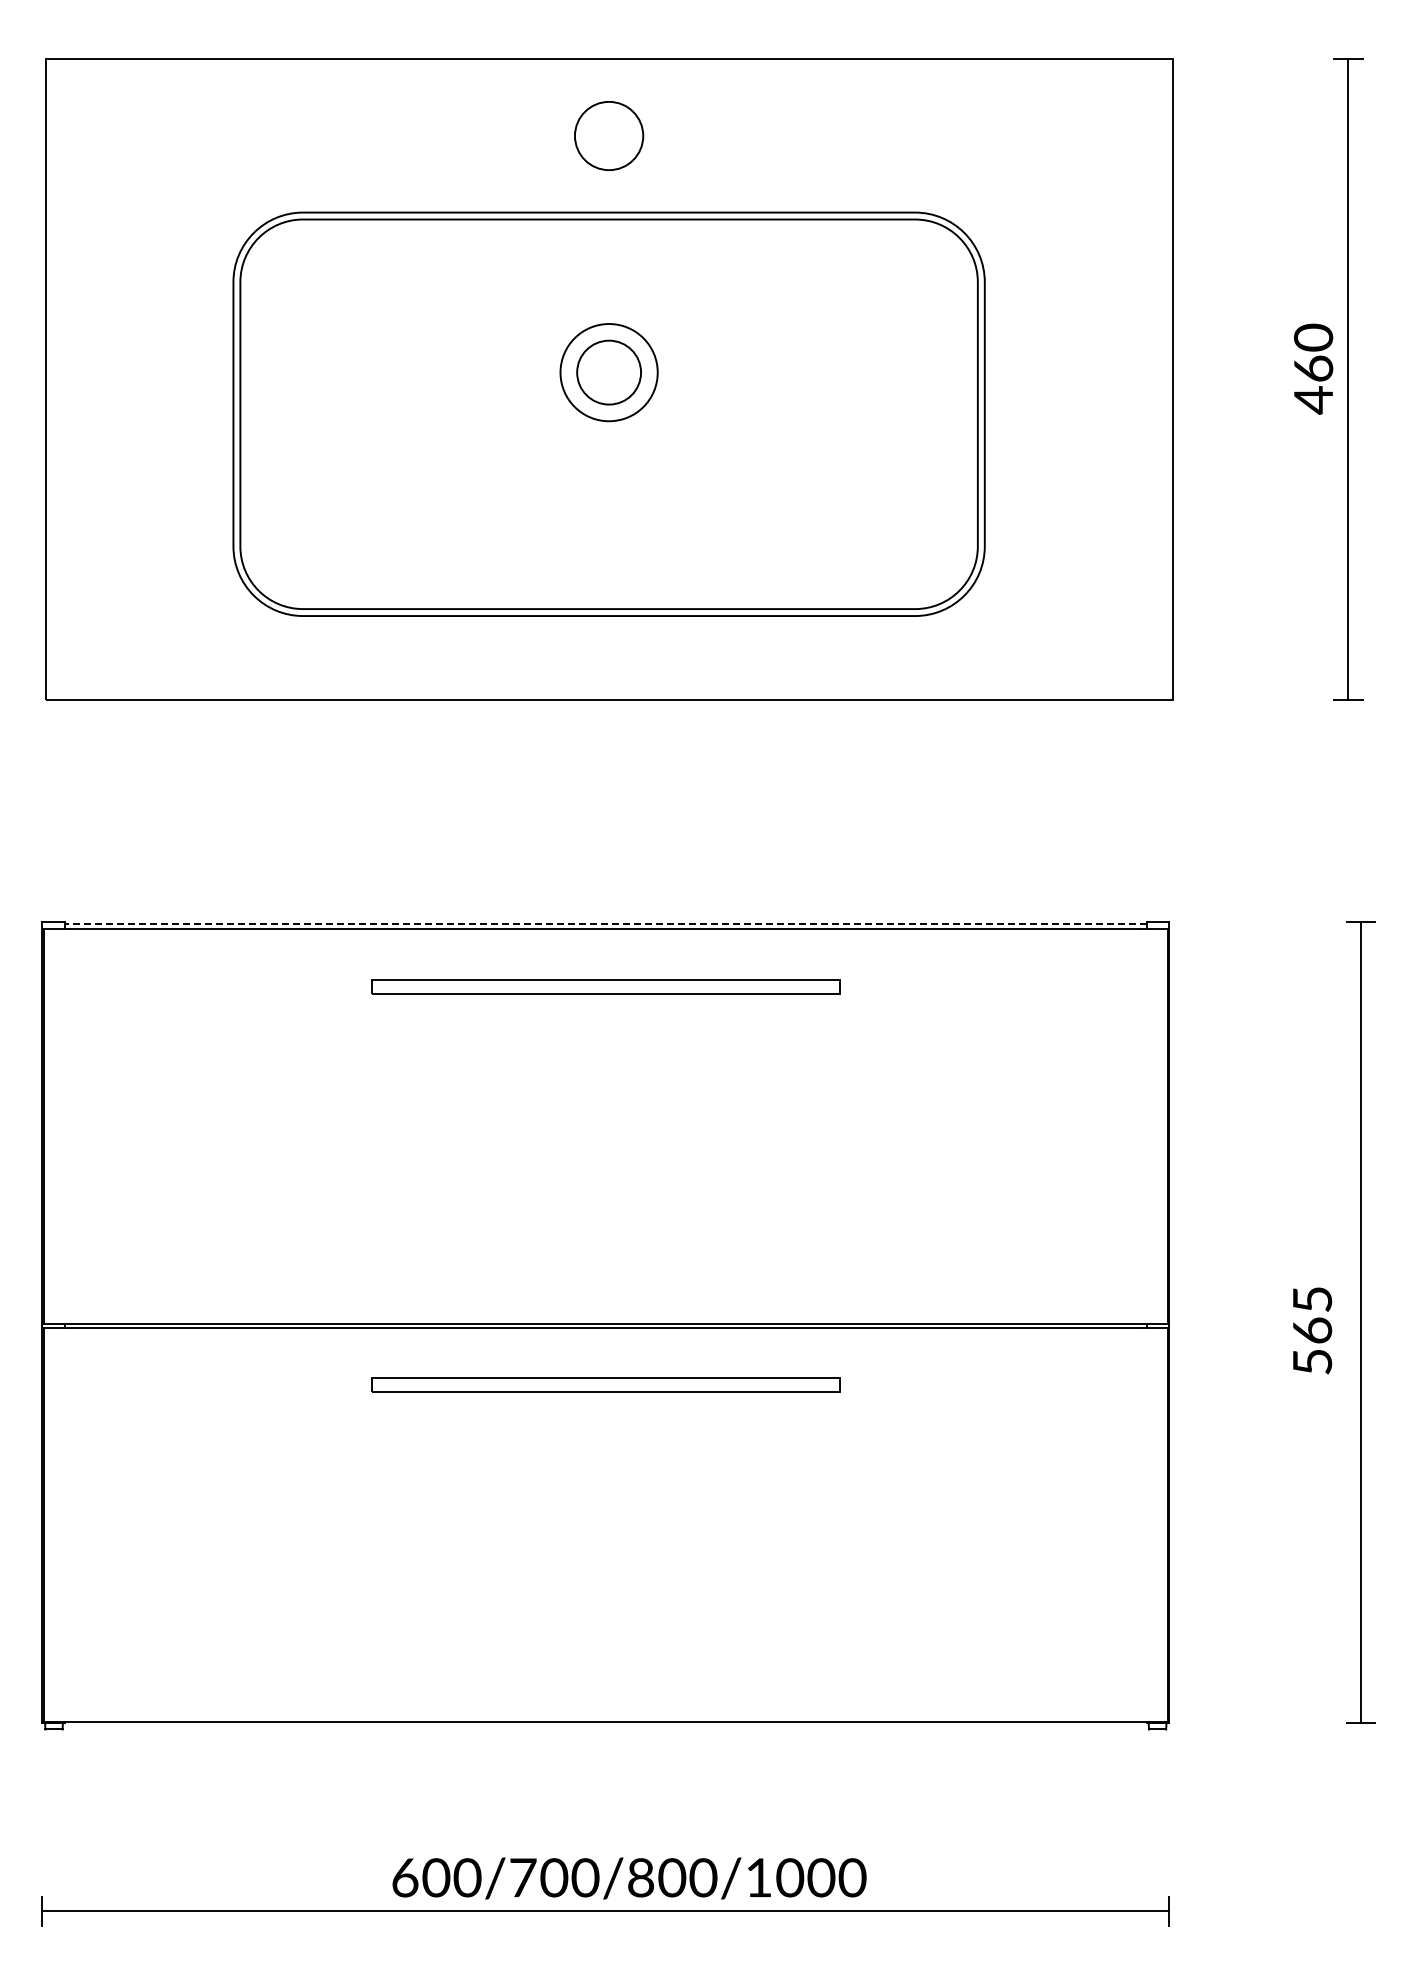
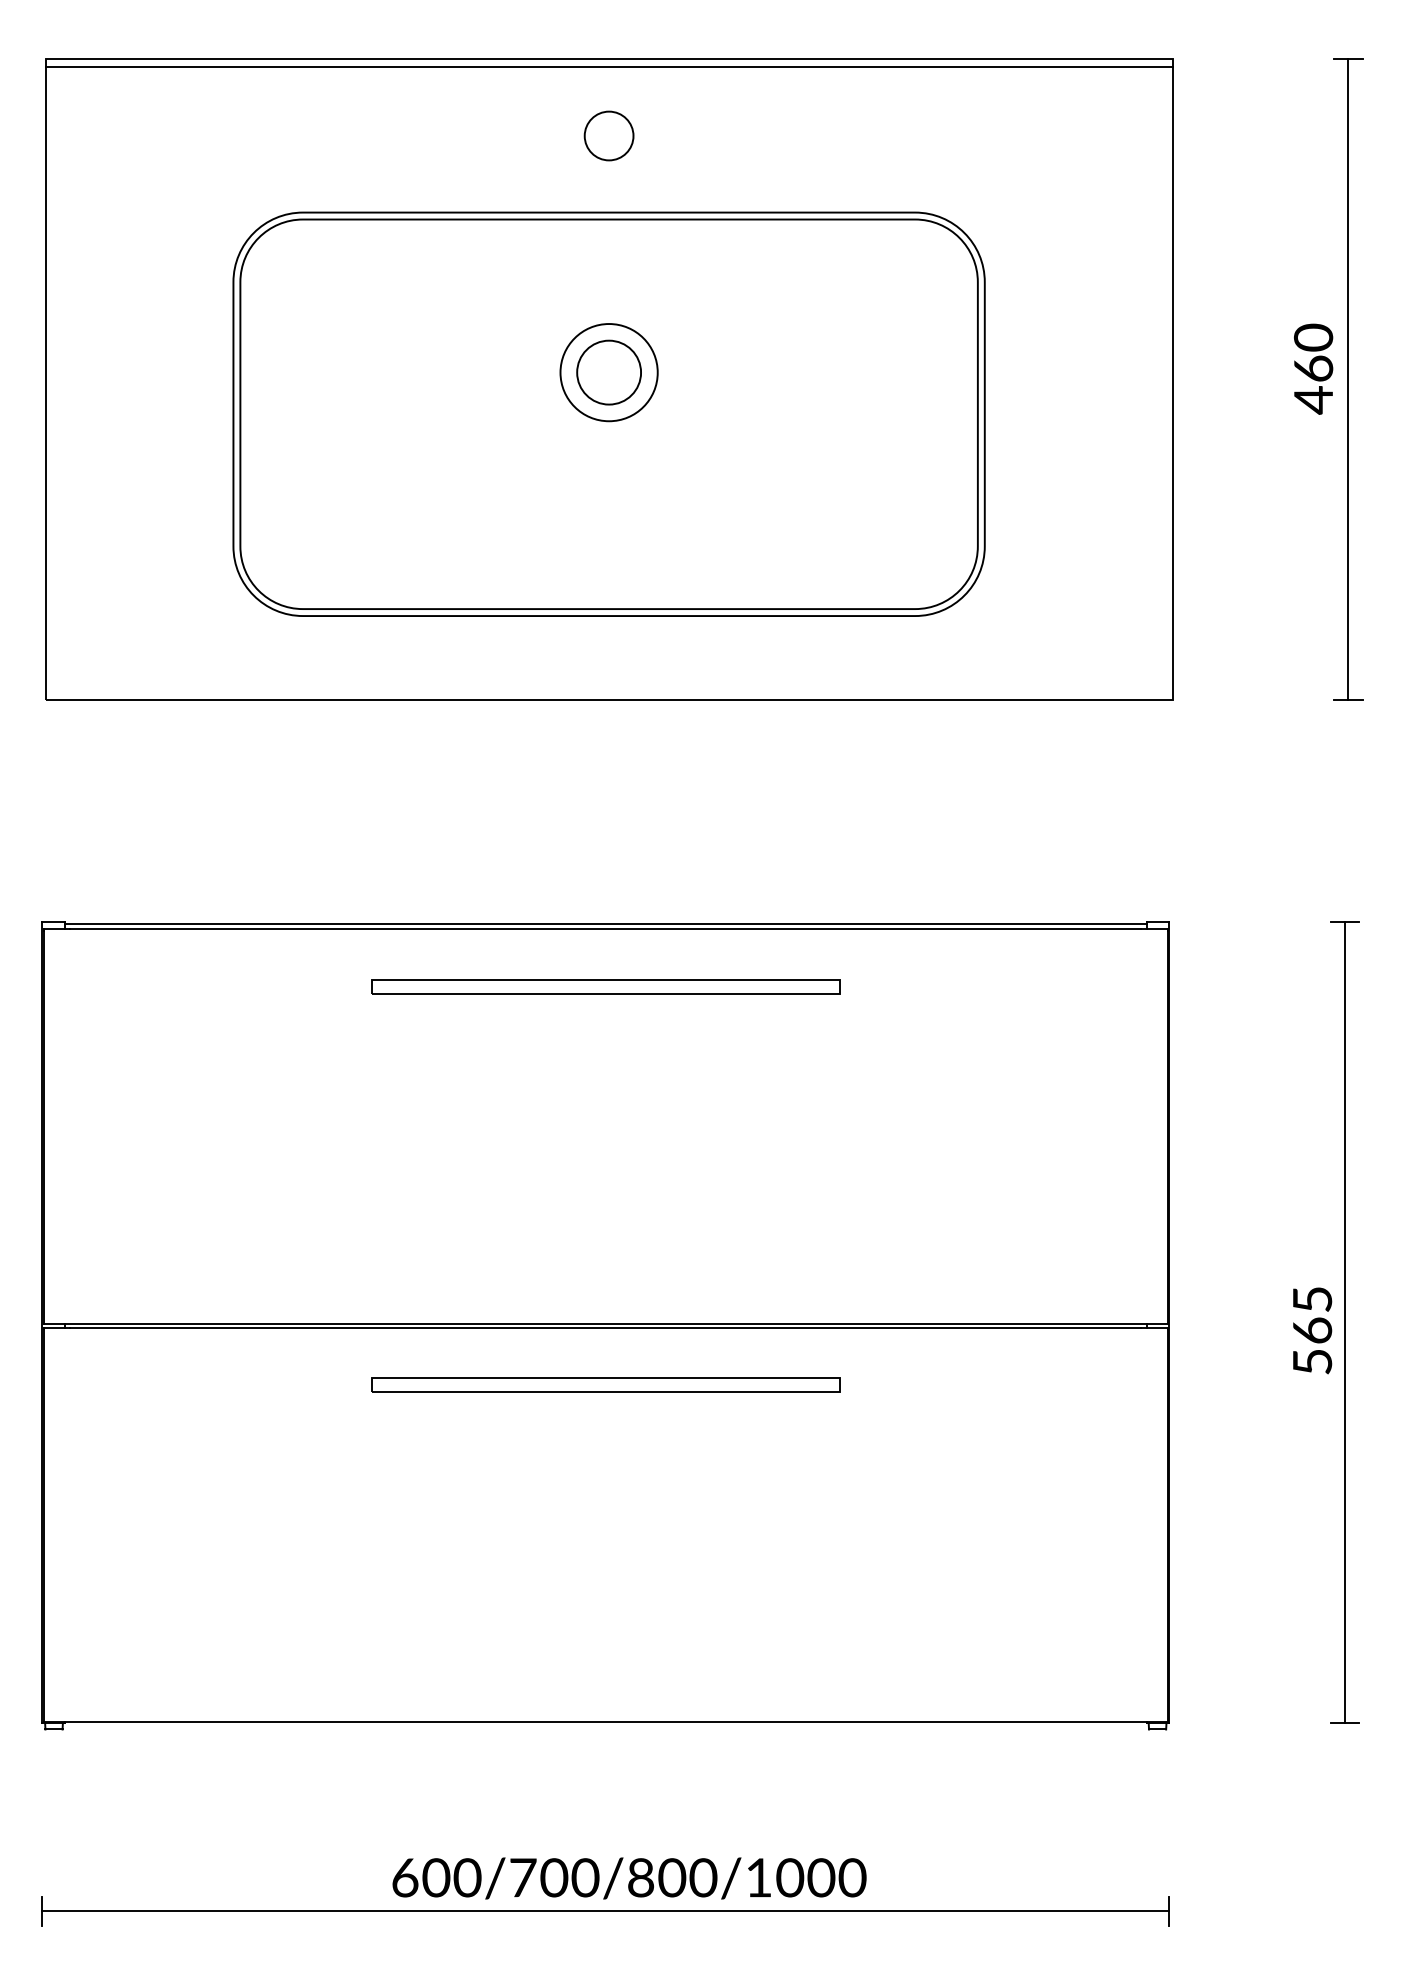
line: none -> present (608, 66)
circle diameter: 68 px -> 49 px (608, 135)
line: dashed -> solid (605, 923)
part position: (1360, 1322) -> (1344, 1322) (1344, 1322)
